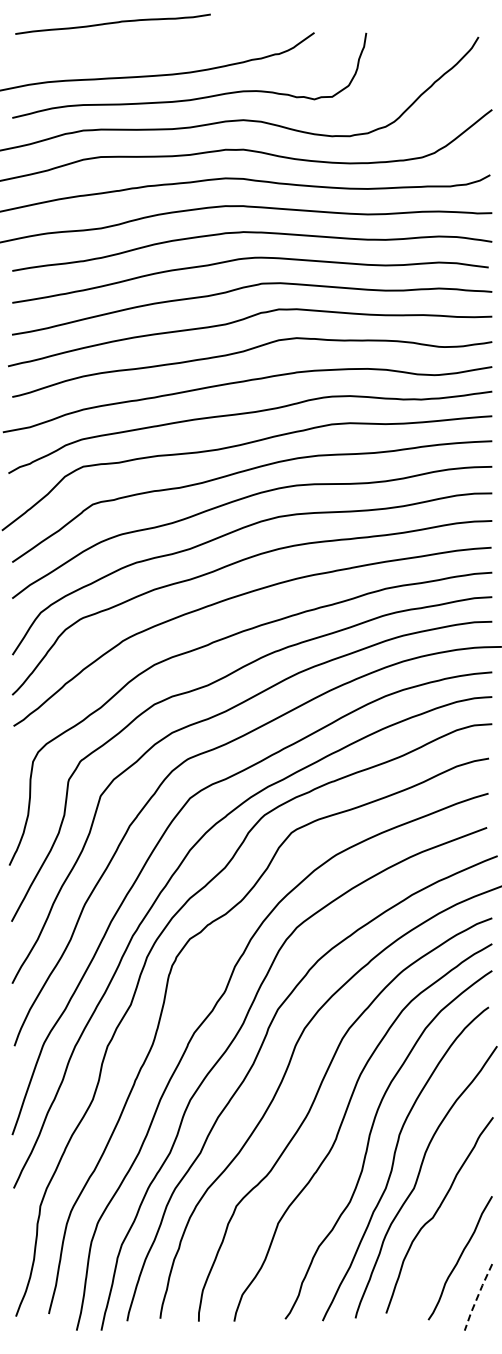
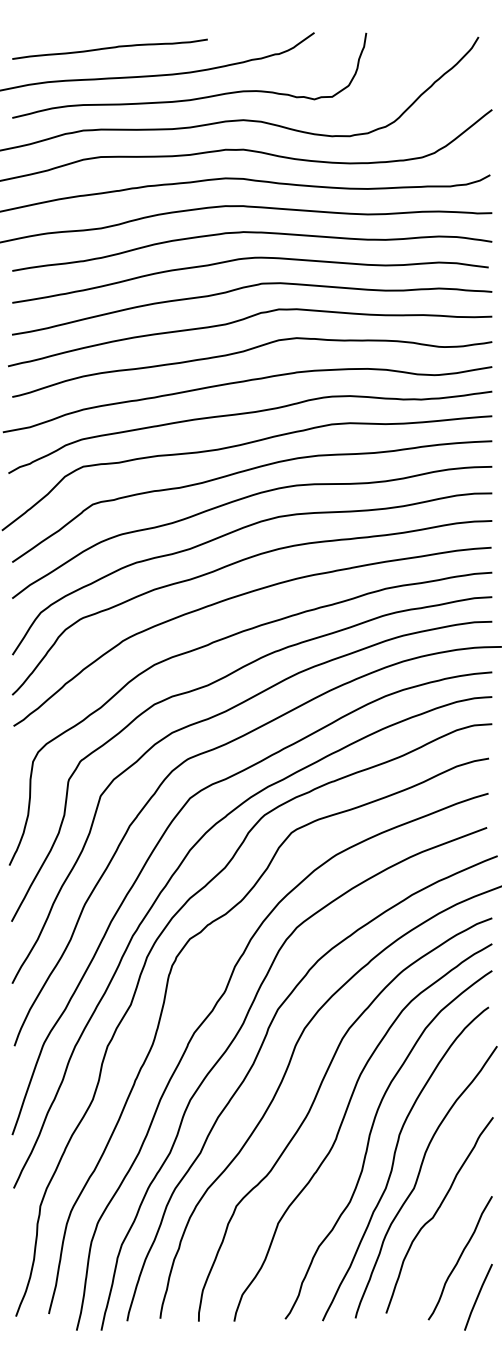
curve position: (112, 23) -> (109, 48) (109, 48)
line: dashed -> solid (477, 1297)
